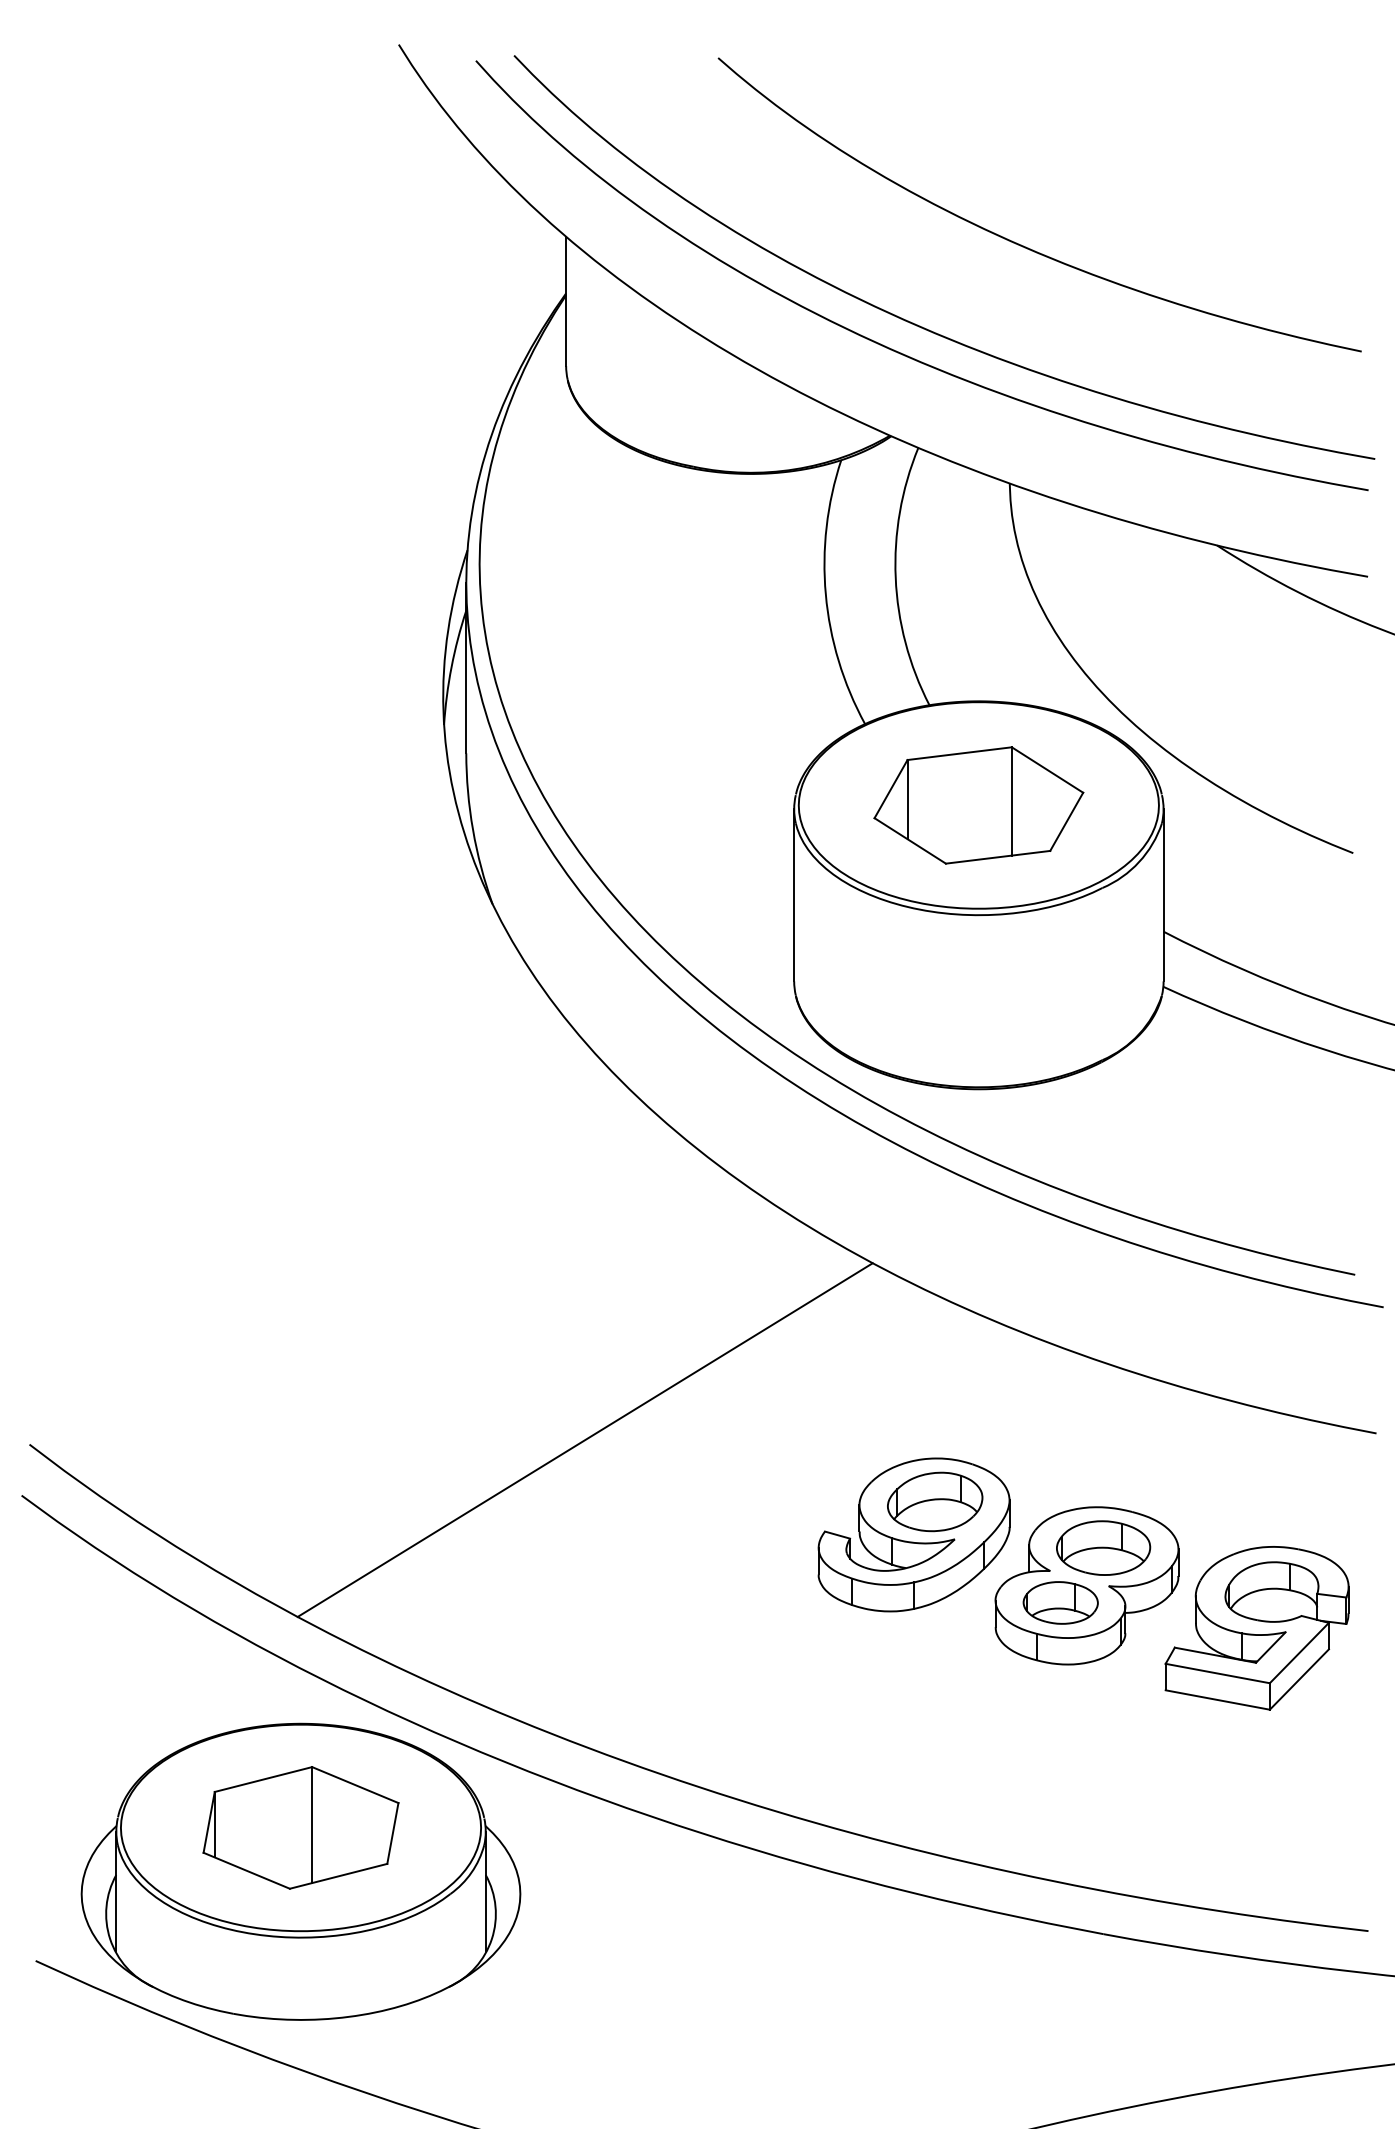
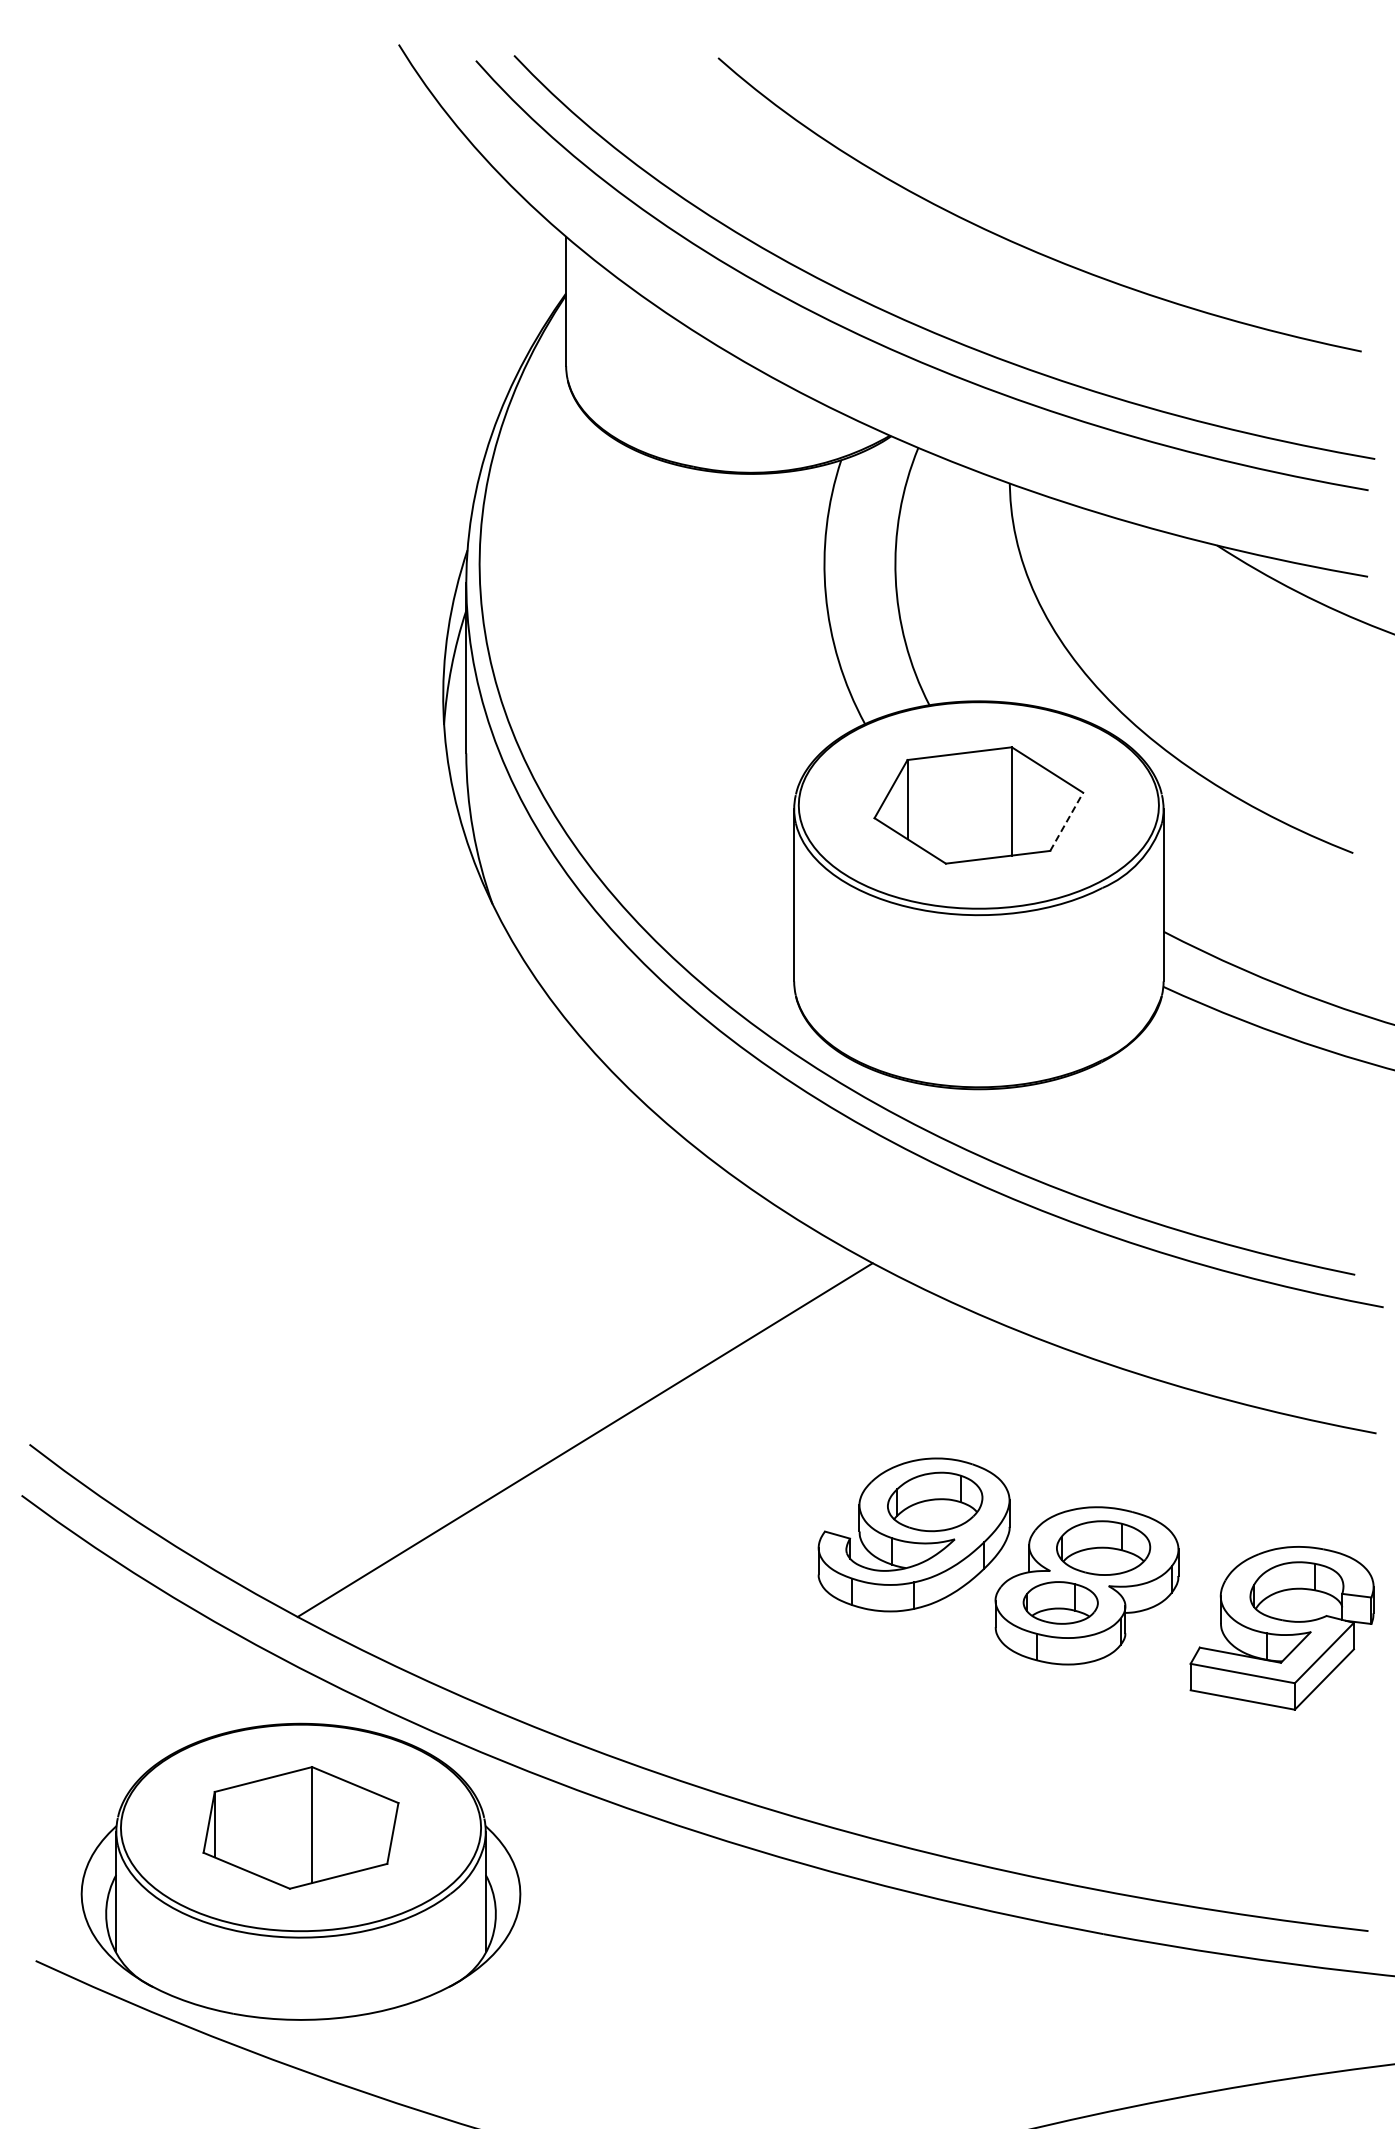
line: solid -> dashed (1066, 821)
part position: (1256, 1628) -> (1281, 1628) (1281, 1628)
